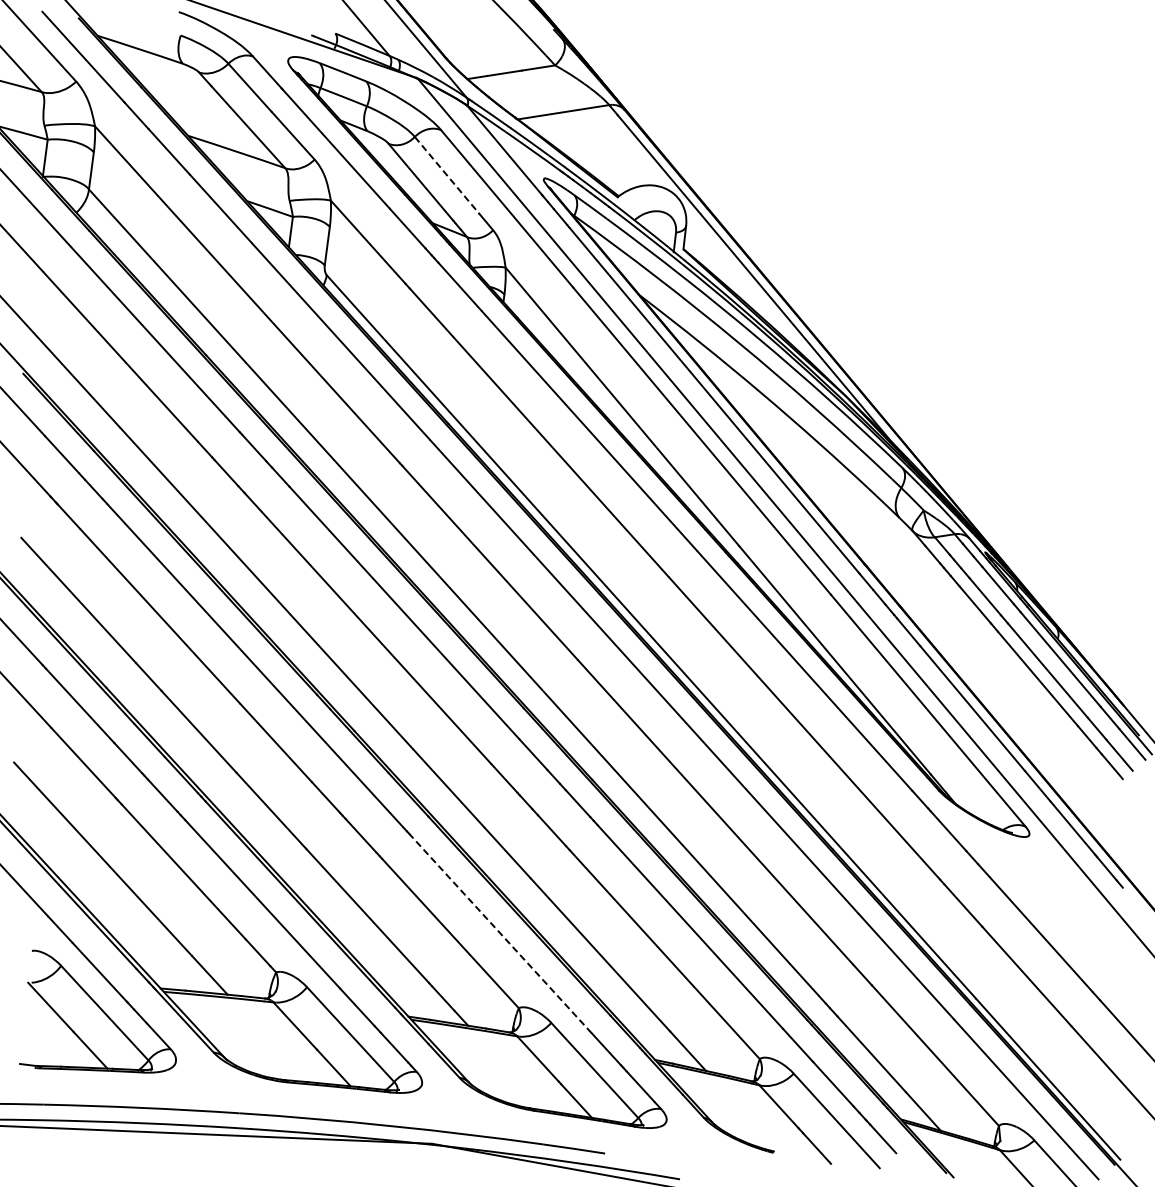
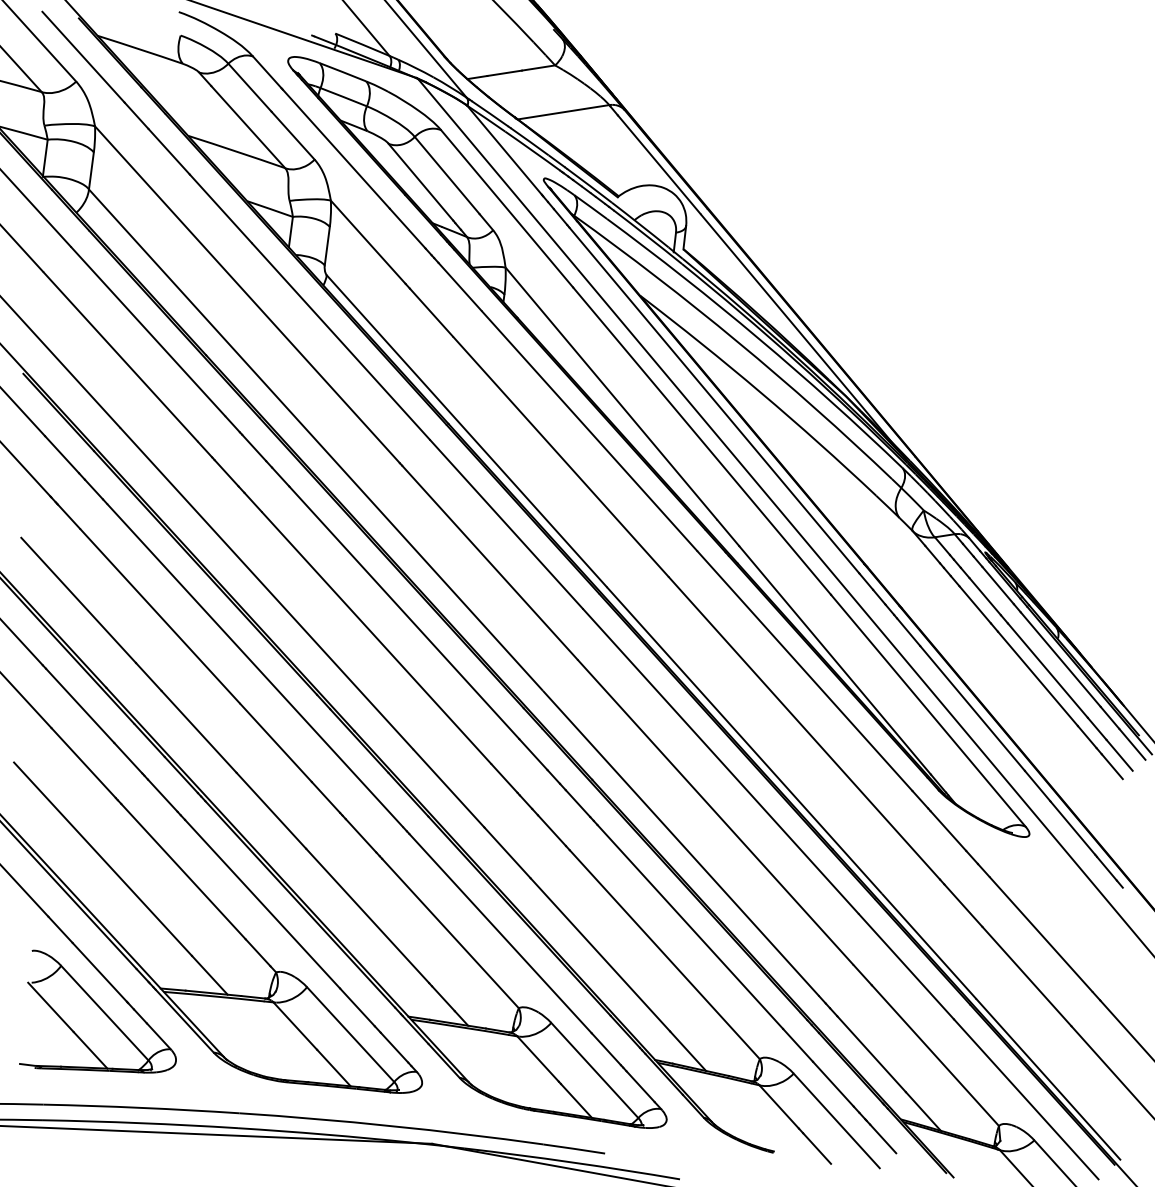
line: dashed -> solid (447, 175)
line: dashed -> solid (500, 933)
